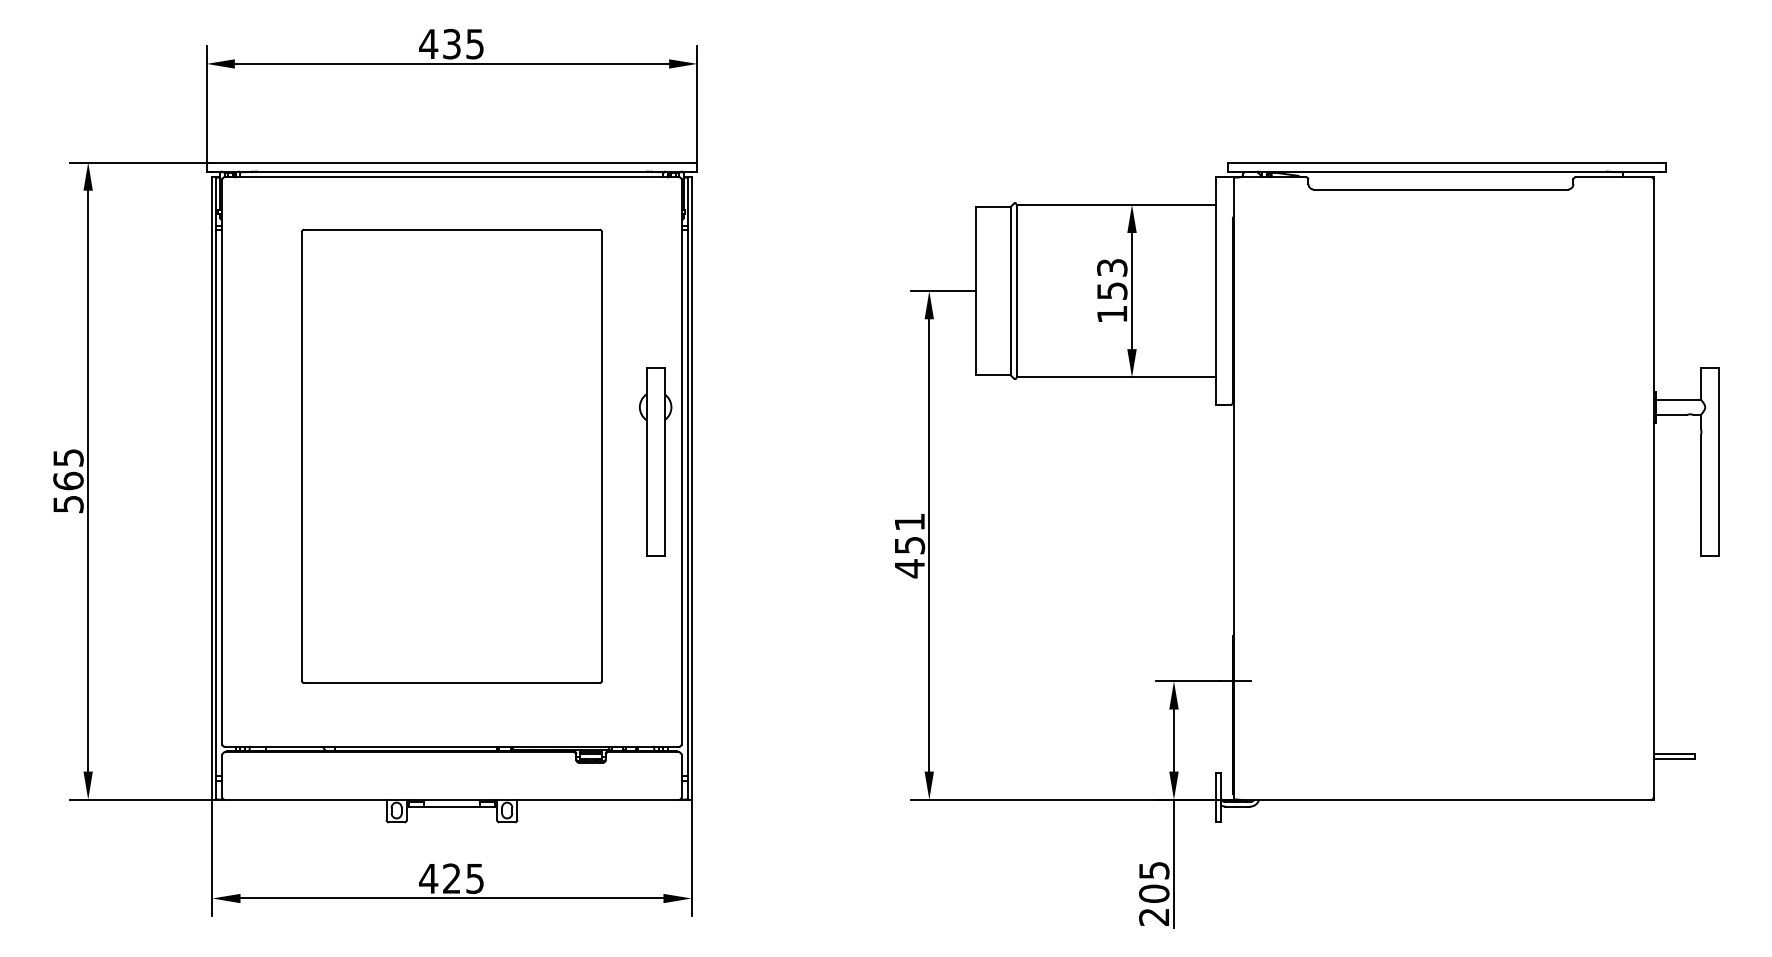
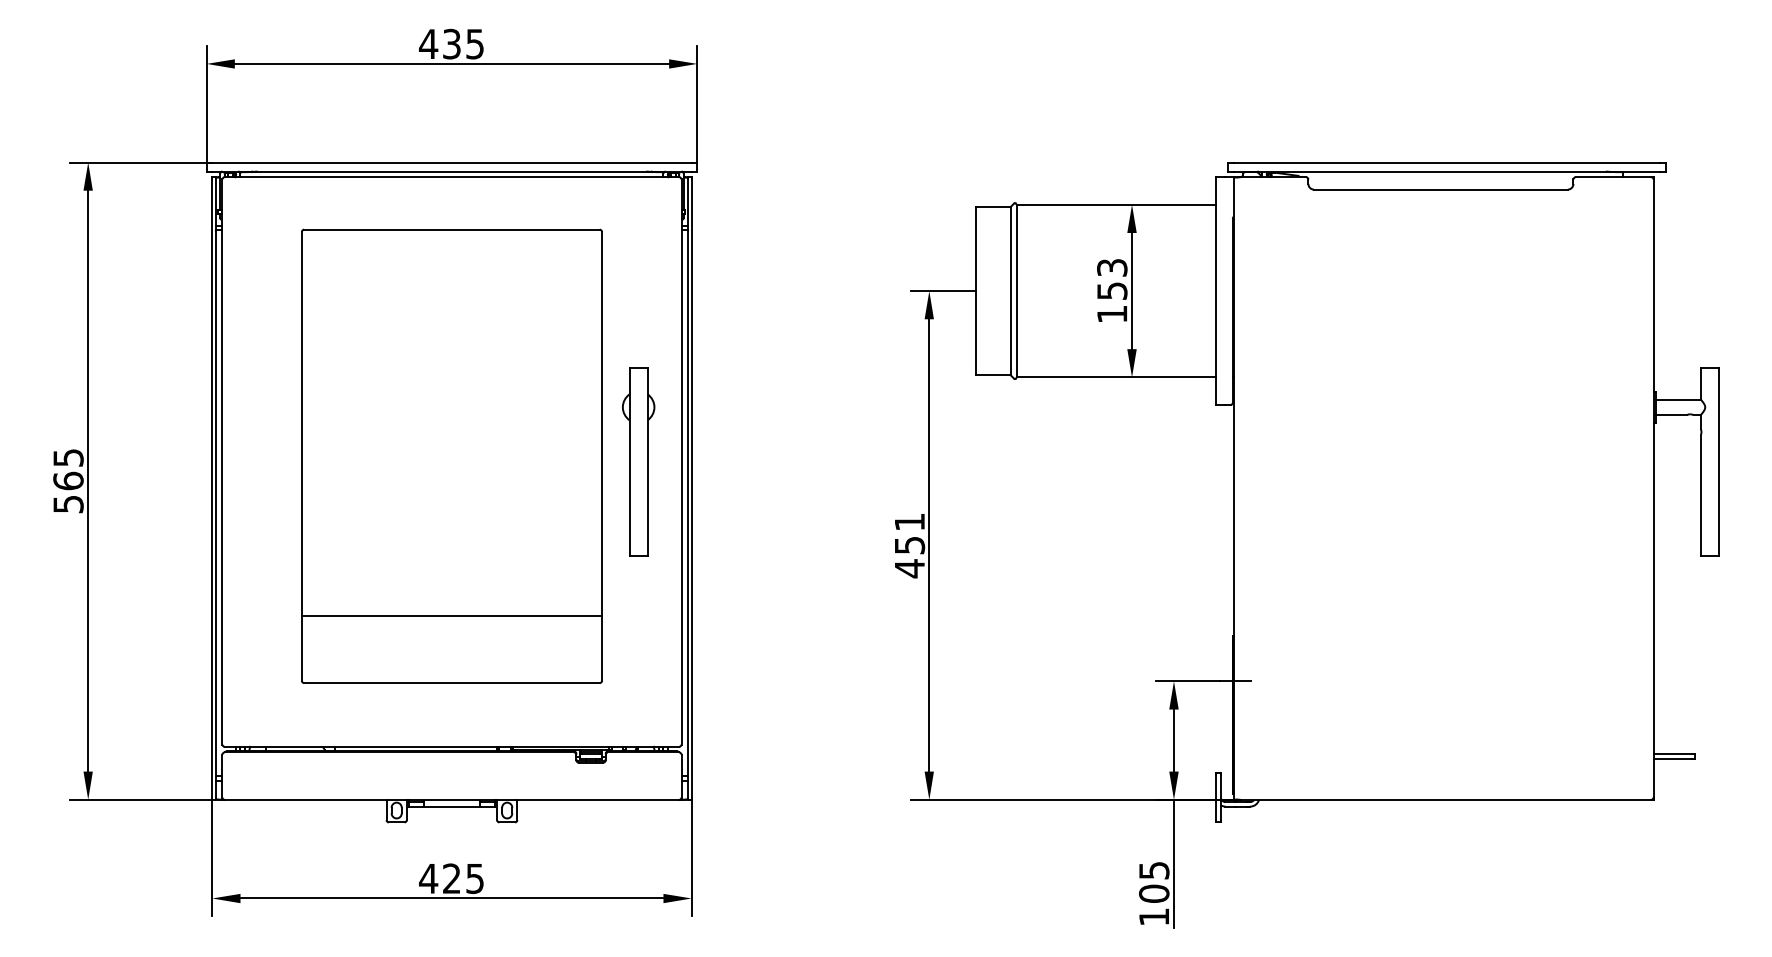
part position: (655, 461) -> (638, 461) (638, 461)
line: none -> present (451, 615)
text: 205 -> 105 (1153, 916)
